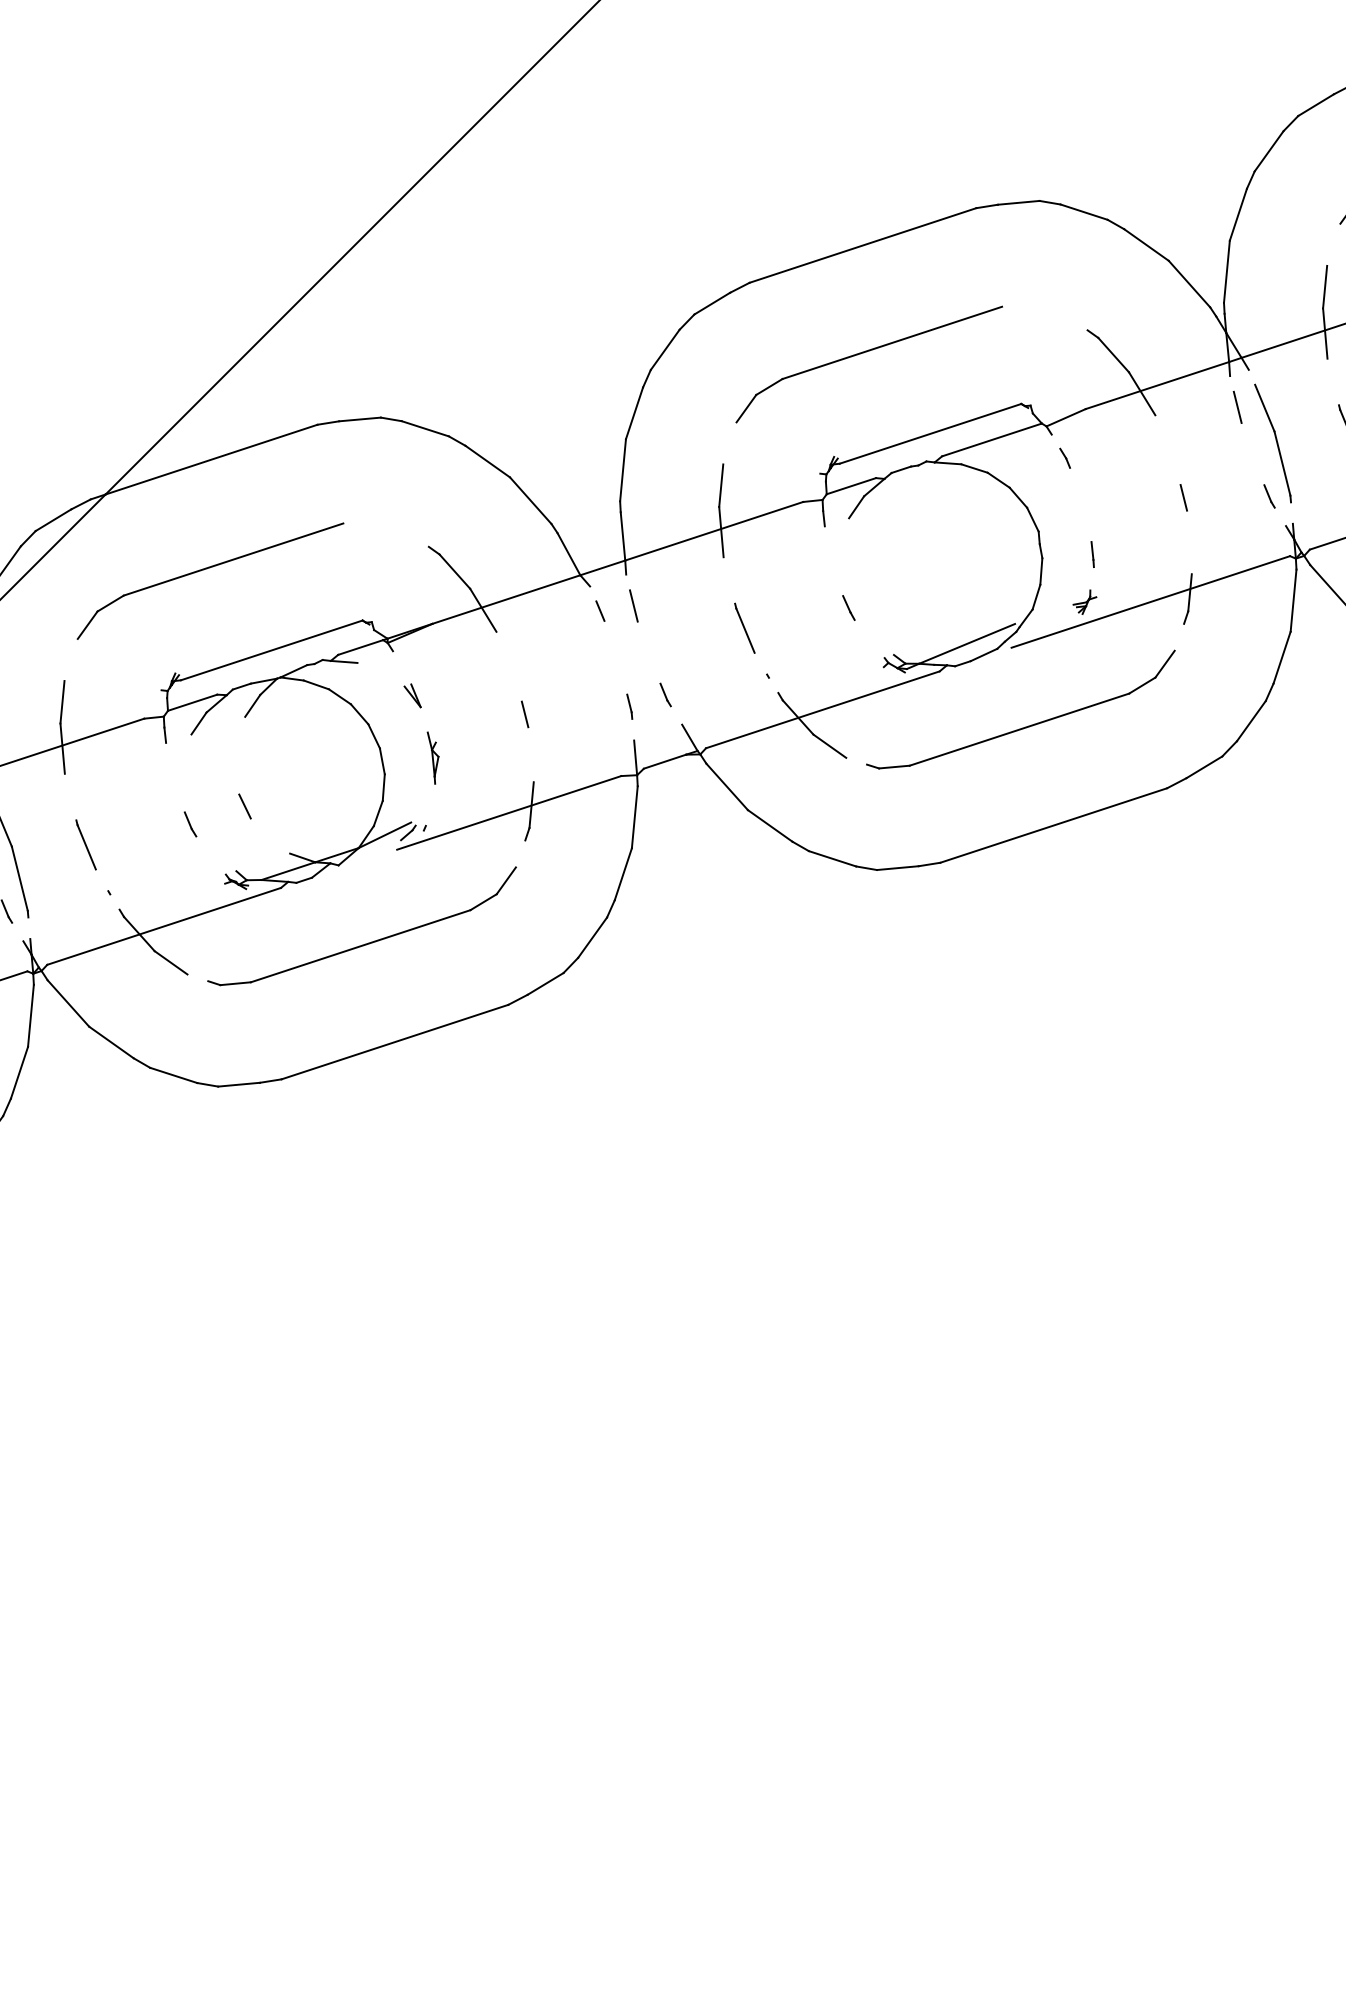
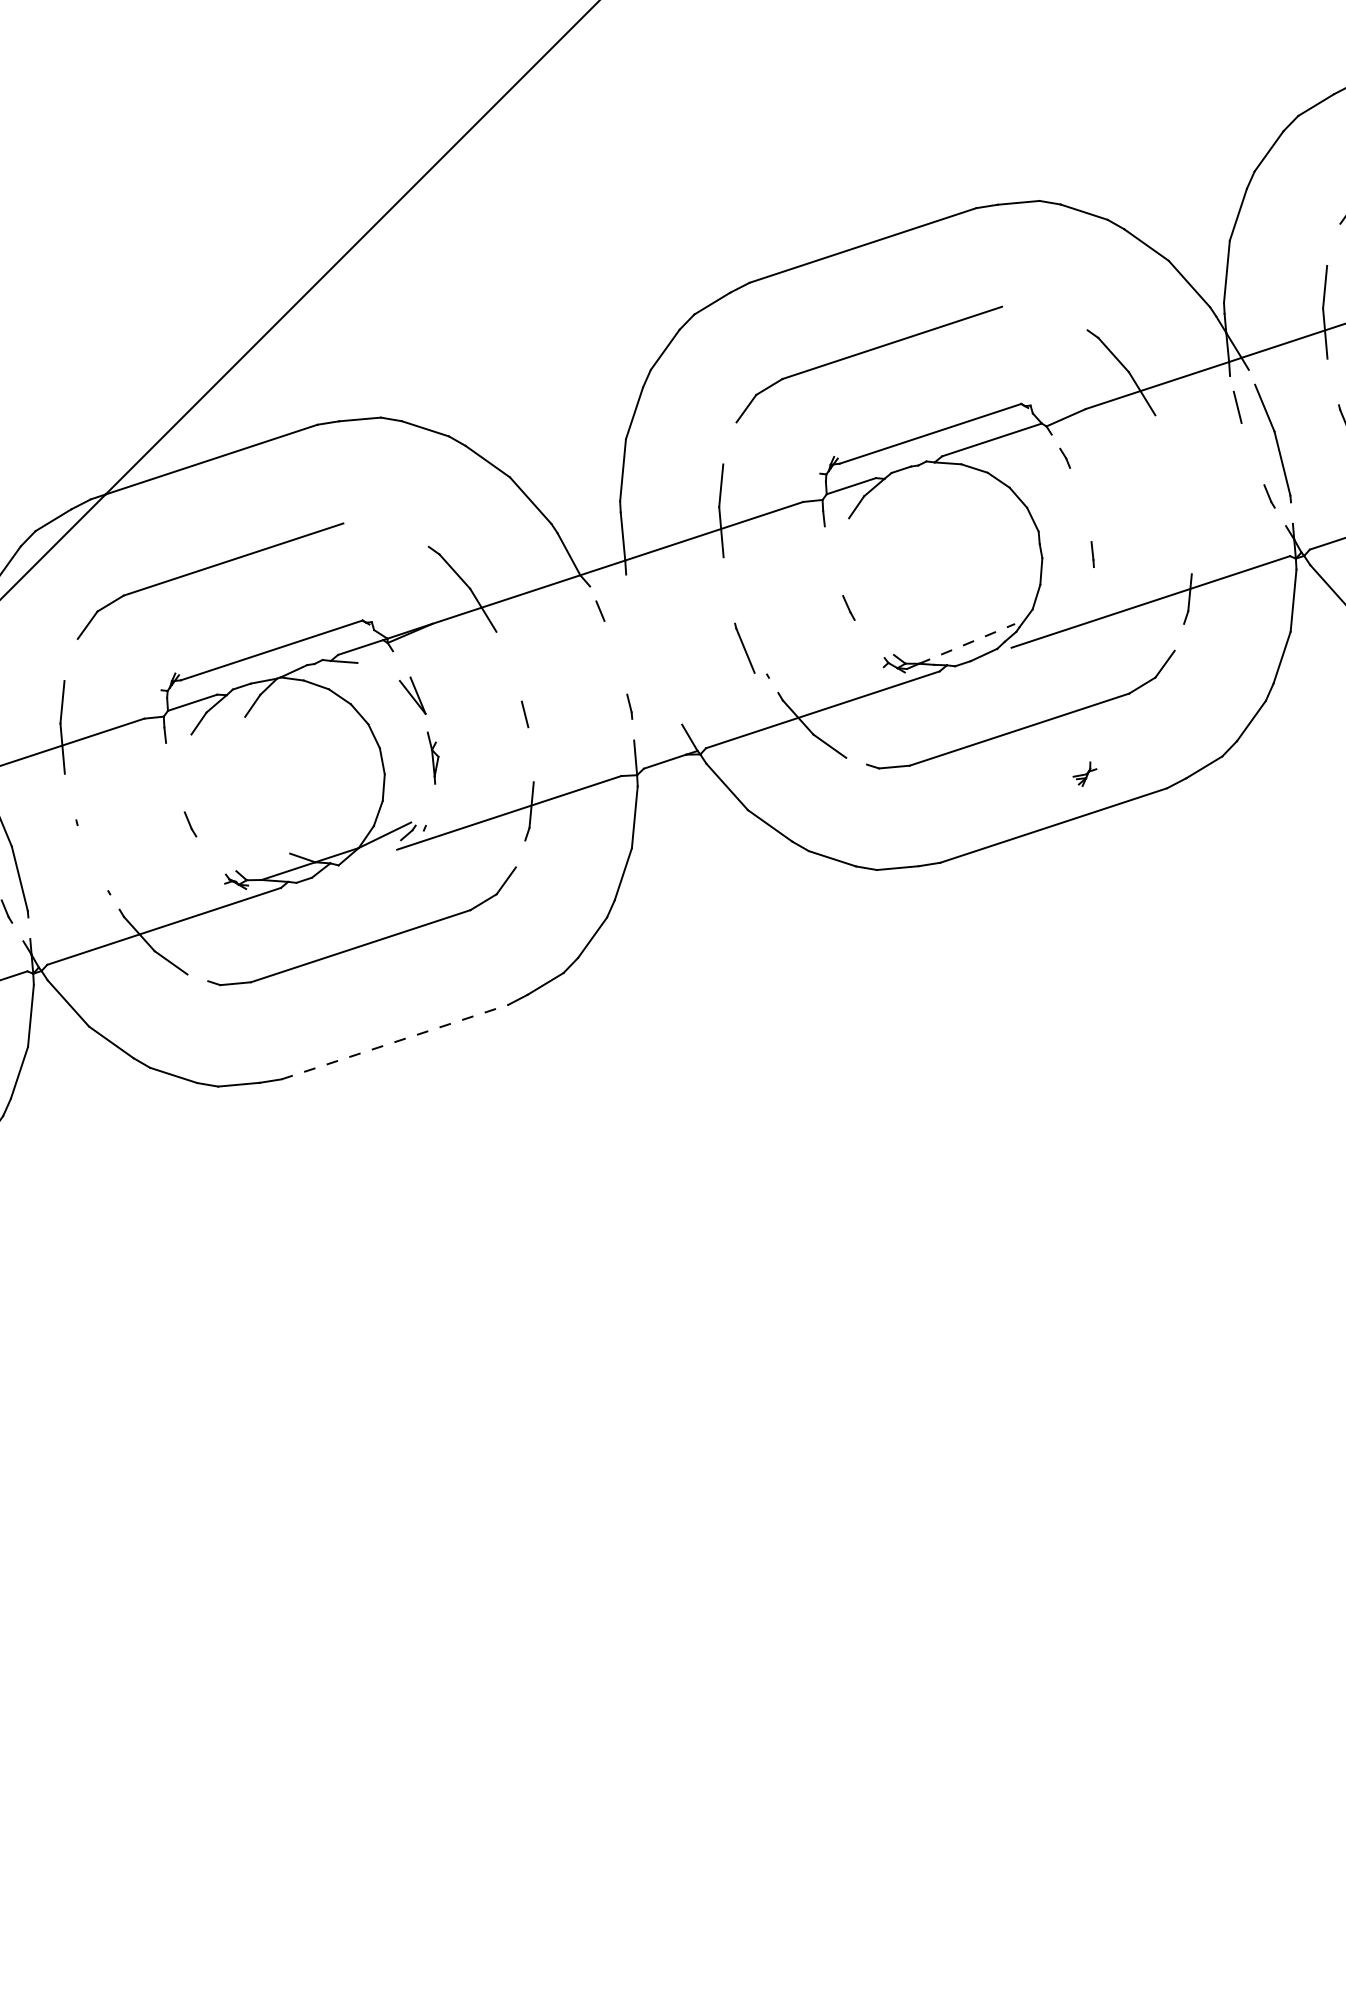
line: present -> none (1183, 497)
part position: (1084, 601) -> (1084, 773) (1084, 773)
line: present -> none (633, 605)
line position: (744, 627) -> (744, 647) (744, 647)
line: solid -> dashed (967, 643)
line: present -> none (665, 694)
part size: 19x26 px -> 29x39 px (412, 695)
line: present -> none (244, 806)
line: present -> none (86, 847)
line: solid -> dashed (395, 1041)
